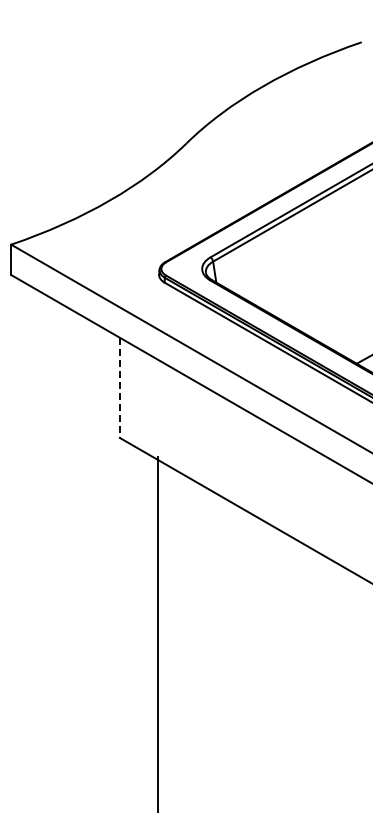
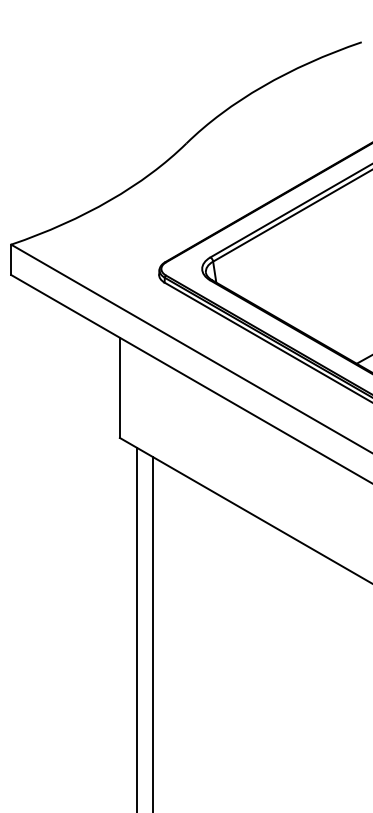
line: dashed -> solid (119, 388)
line: none -> present (136, 628)
line position: (158, 633) -> (153, 633) (153, 633)
